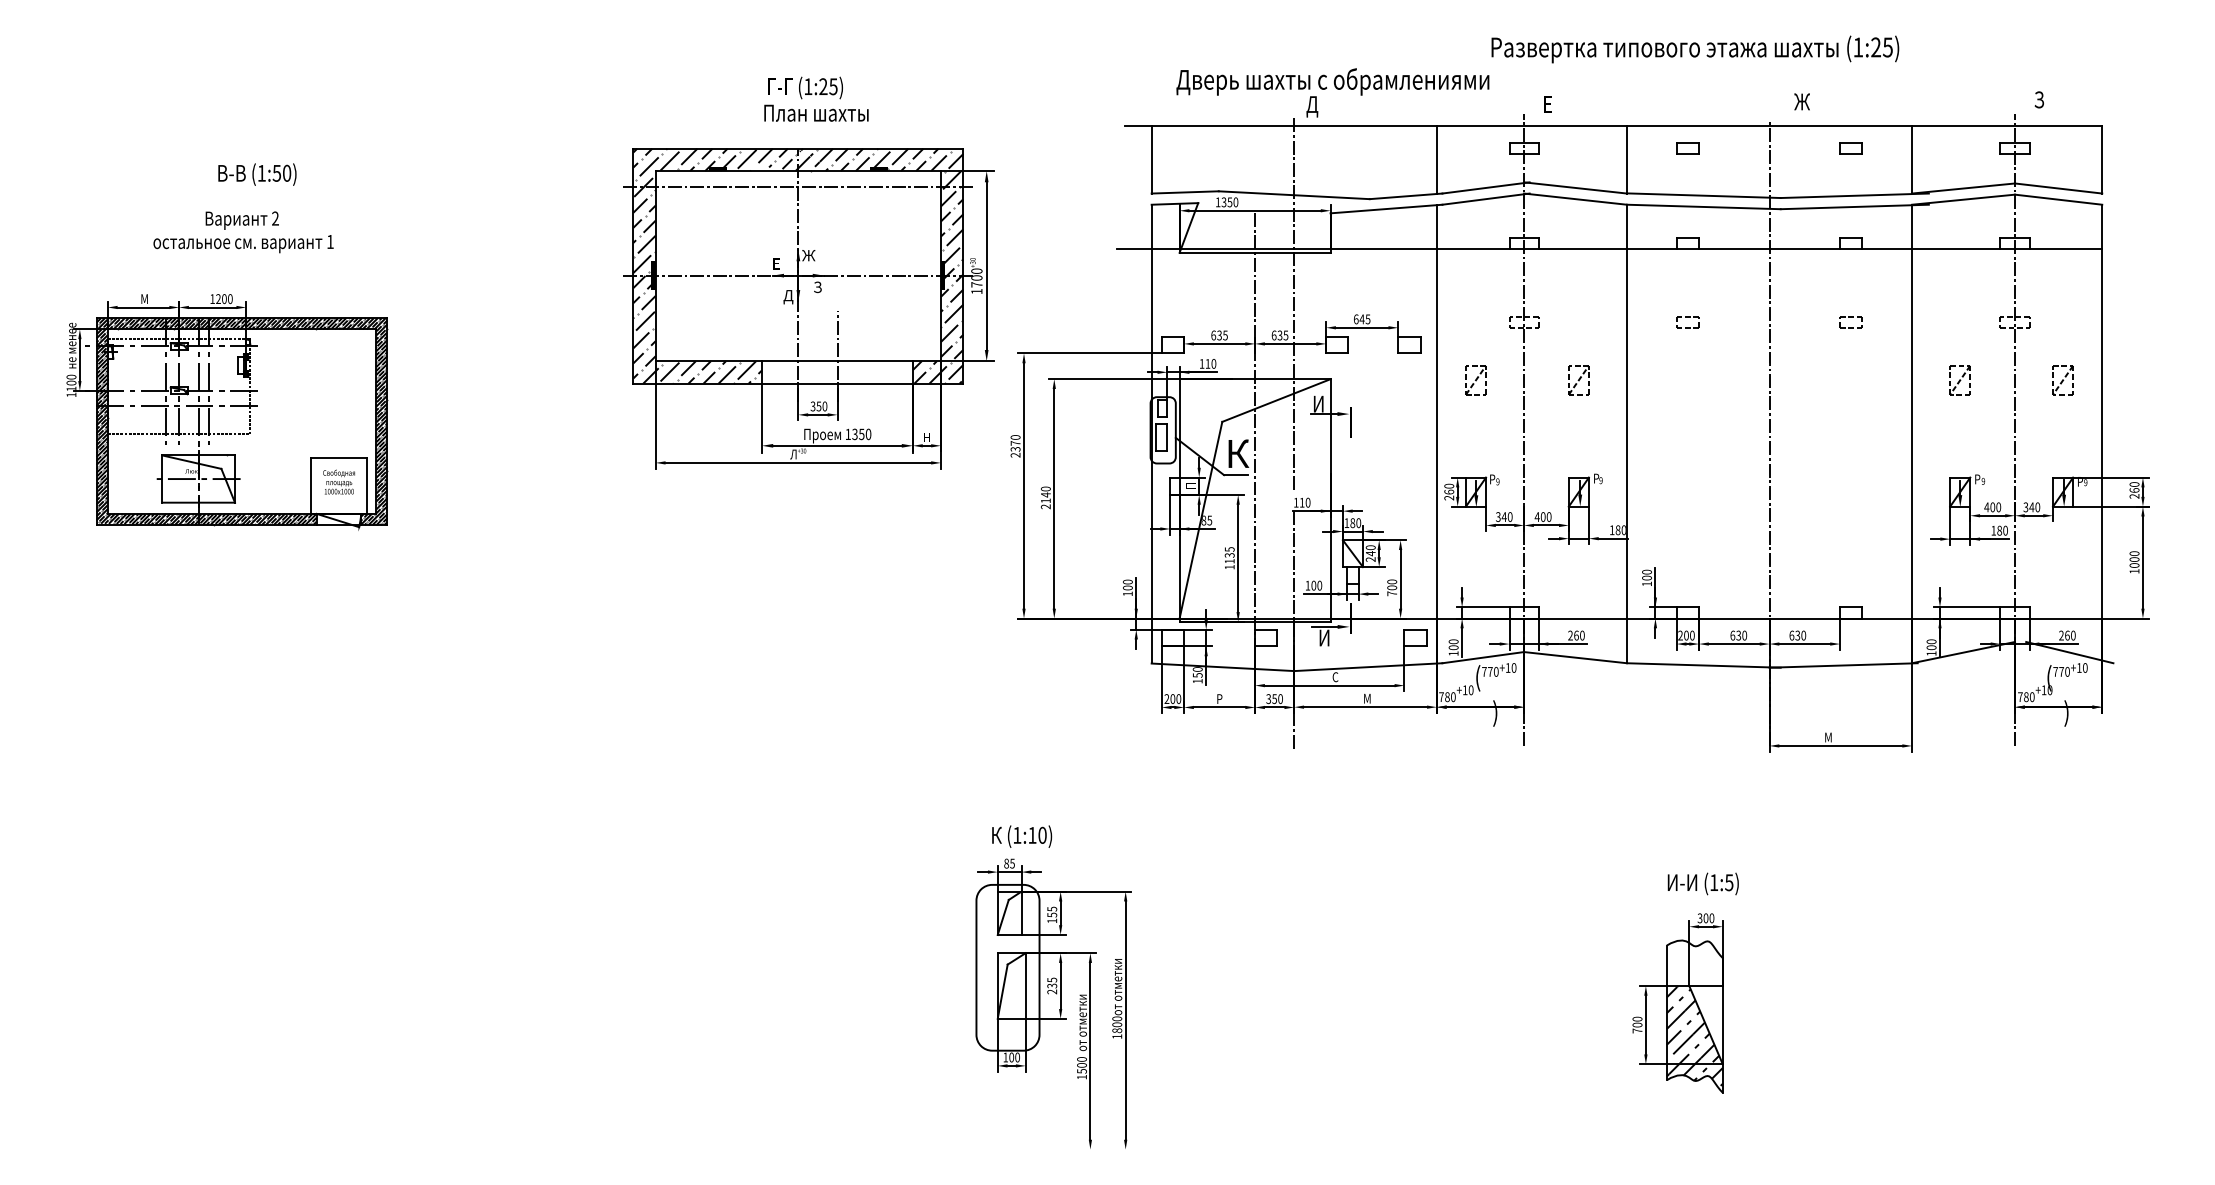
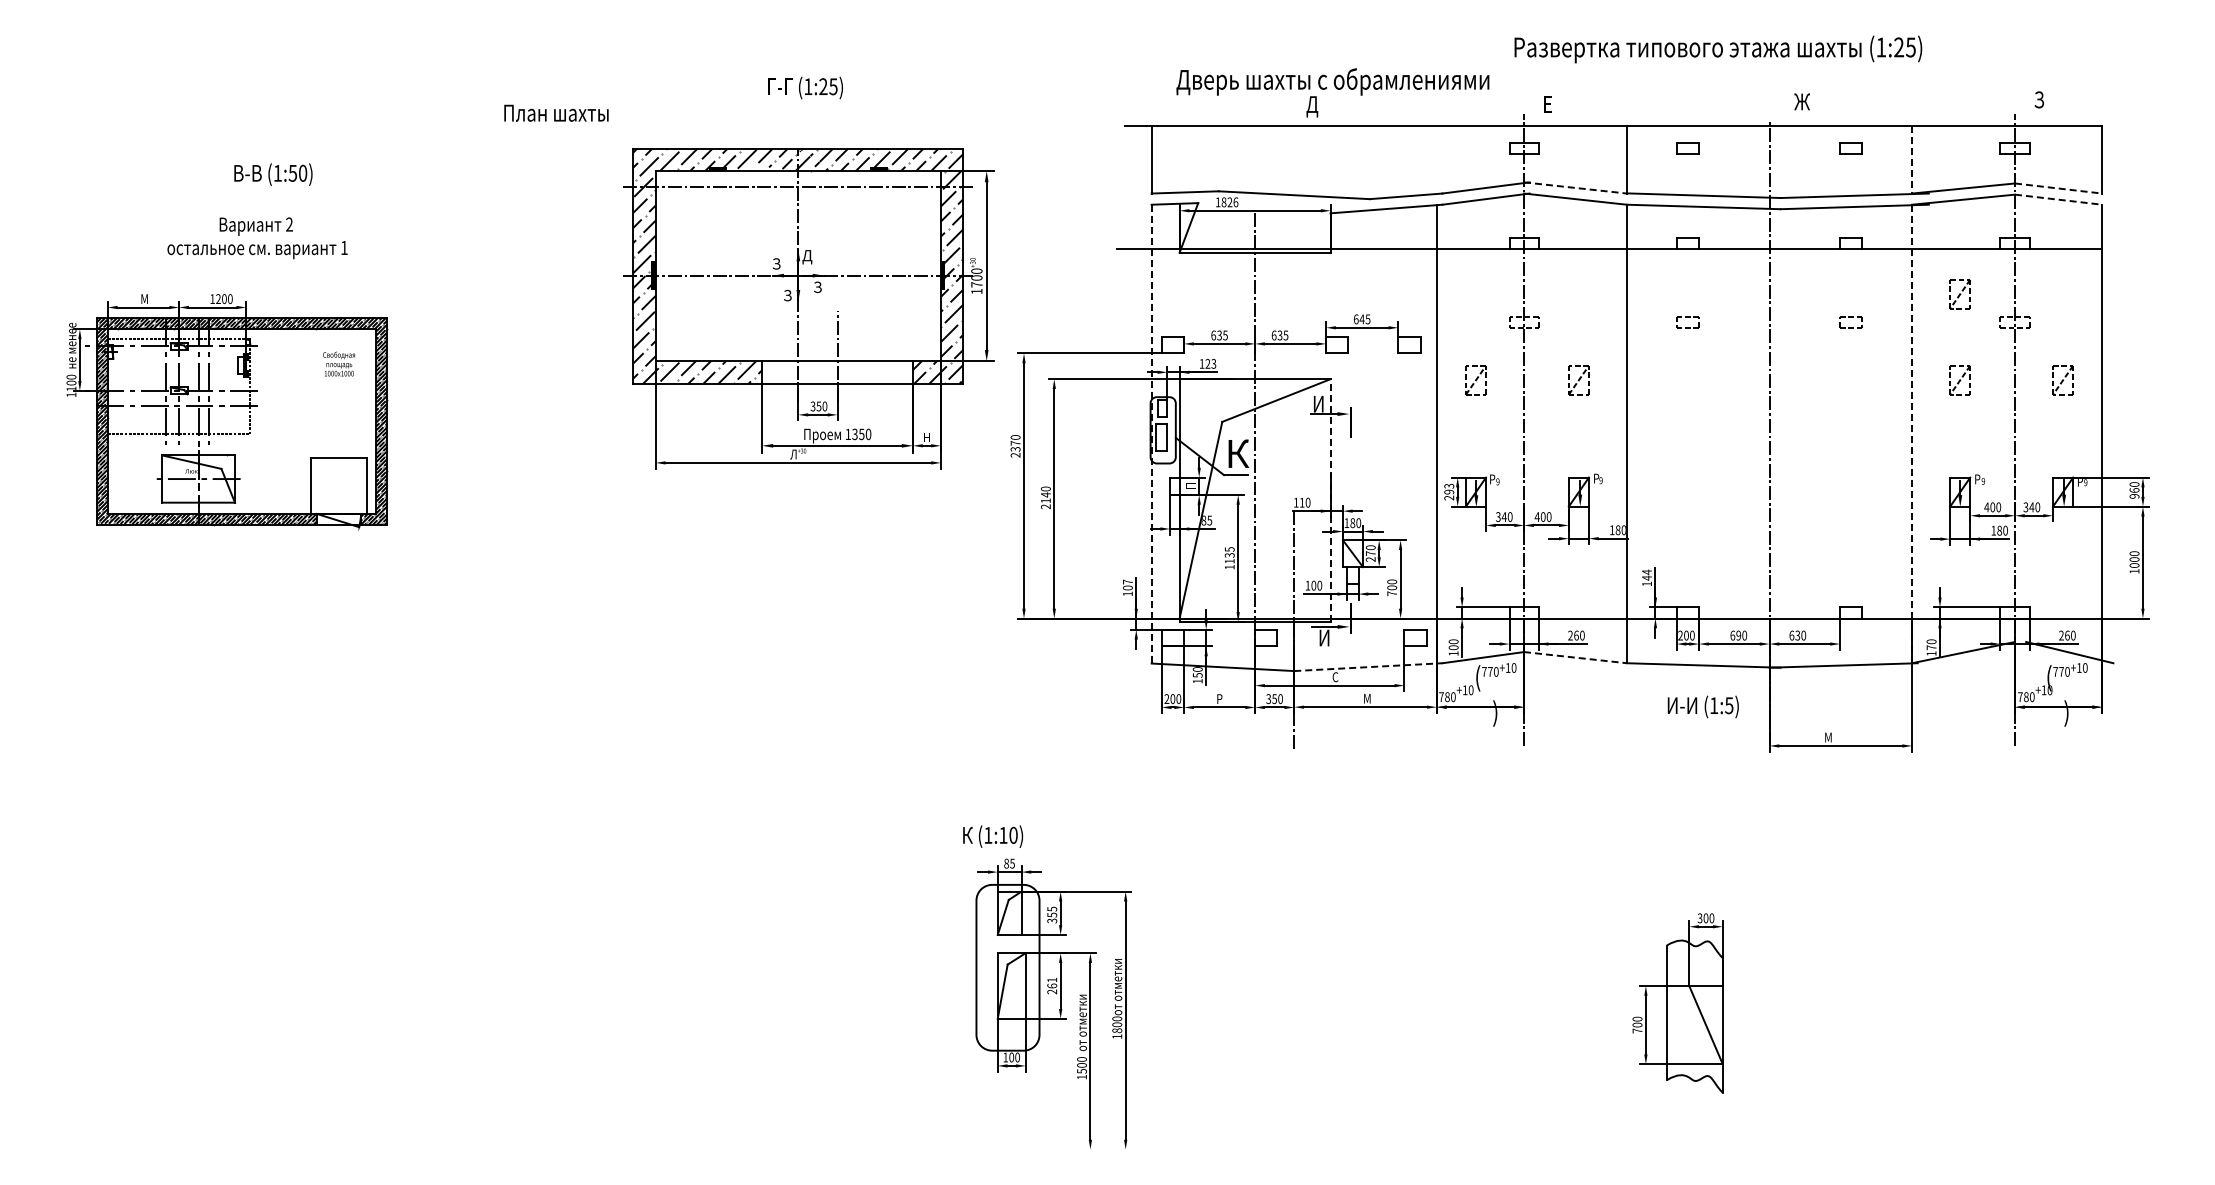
text position: (1695, 49) -> (1718, 49) (1718, 49)
text position: (816, 112) -> (556, 112) (556, 112)
line: present -> none (1436, 159)
line: solid -> dashed (1912, 160)
text position: (257, 174) -> (273, 174) (273, 174)
line: solid -> dashed (1575, 187)
line: solid -> dashed (2058, 188)
line: solid -> dashed (2058, 199)
text: 1350 -> 1826 (1229, 202)
text position: (243, 232) -> (257, 238) (257, 238)
text: Ж -> Д (808, 257)
text: Е -> З (776, 263)
part: none -> present (1959, 294)
text: Д -> З (788, 296)
line: present -> none (1294, 302)
text: 110 -> 123 (1210, 363)
line: solid -> dashed (1151, 433)
line: solid -> dashed (1912, 433)
text position: (338, 481) -> (338, 363) (338, 363)
text: 260 -> 293 (1449, 488)
text: 260 -> 960 (2134, 496)
line: solid -> dashed (1330, 500)
text: 240 -> 270 (1370, 553)
text: 100 -> 144 (1646, 574)
text: 100 -> 107 (1127, 581)
text: 630 -> 690 (1738, 635)
text: 100 -> 170 (1931, 647)
line: solid -> dashed (1575, 657)
line: solid -> dashed (1368, 667)
text position: (1022, 836) -> (993, 836) (993, 836)
text position: (1702, 883) -> (1702, 706) (1702, 706)
text: 155 -> 355 (1052, 920)
text: 235 -> 261 (1052, 982)
hatch: present -> none (1694, 1035)
